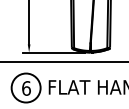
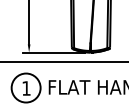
text: 6 -> 1 (26, 88)
